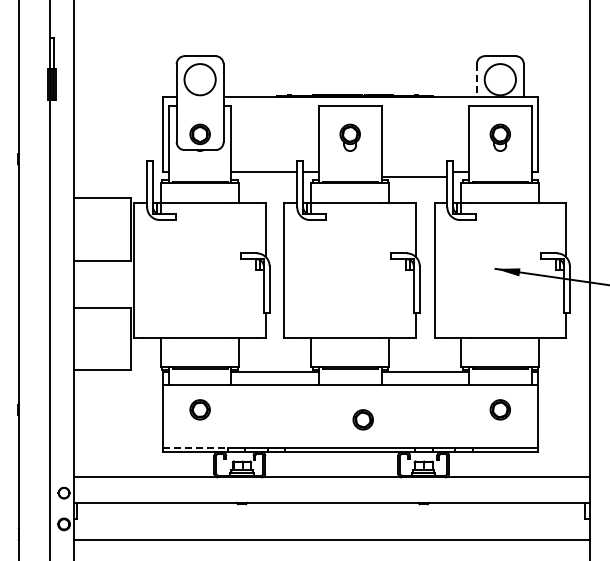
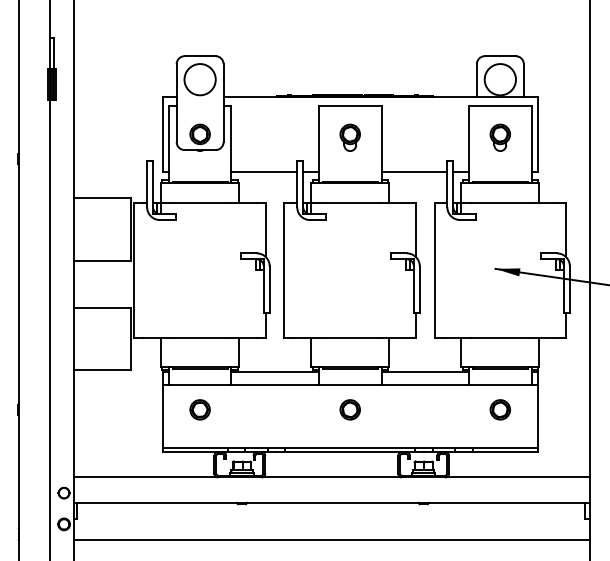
line: dashed -> solid (476, 80)
line position: (414, 176) -> (414, 171) (414, 171)
part position: (362, 419) -> (349, 409) (349, 409)
line: dashed -> solid (195, 447)
